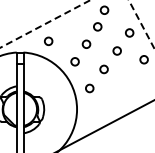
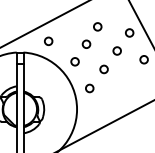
circle: present -> none (104, 9)
line: dashed -> solid (45, 23)
line: dashed -> solid (141, 24)
